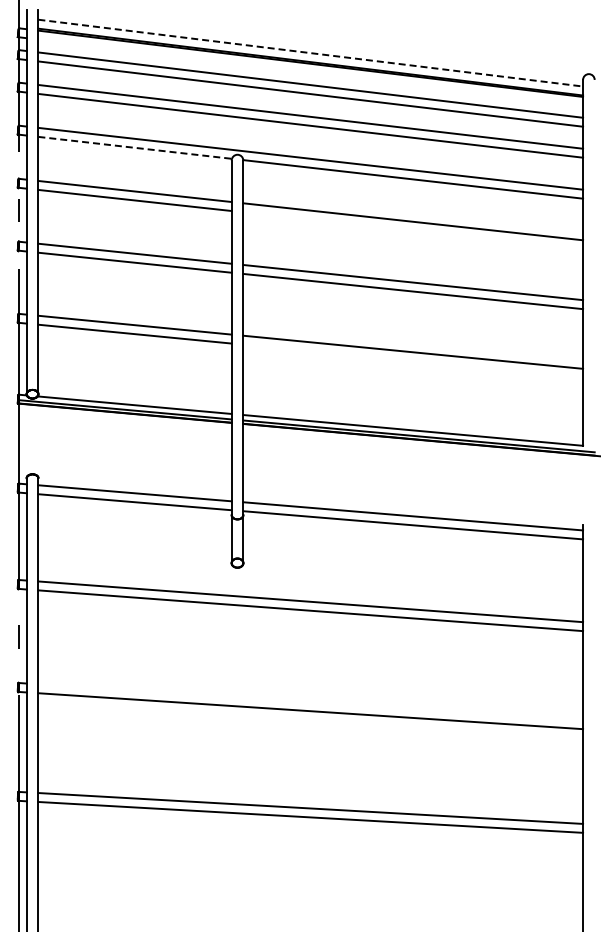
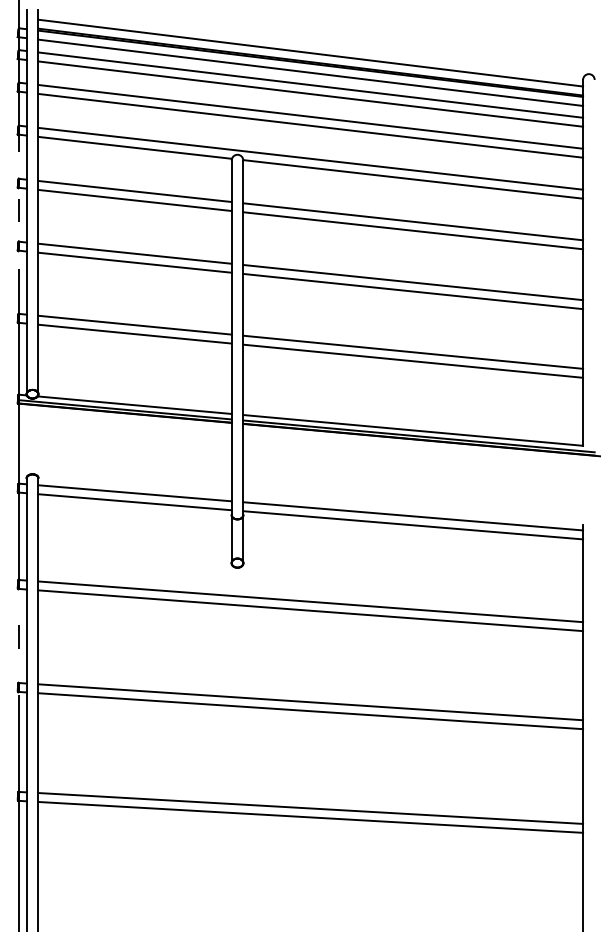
line: dashed -> solid (311, 53)
line: none -> present (310, 72)
line: dashed -> solid (135, 147)
line: none -> present (413, 230)
line: none -> present (413, 360)
line: none -> present (310, 702)
